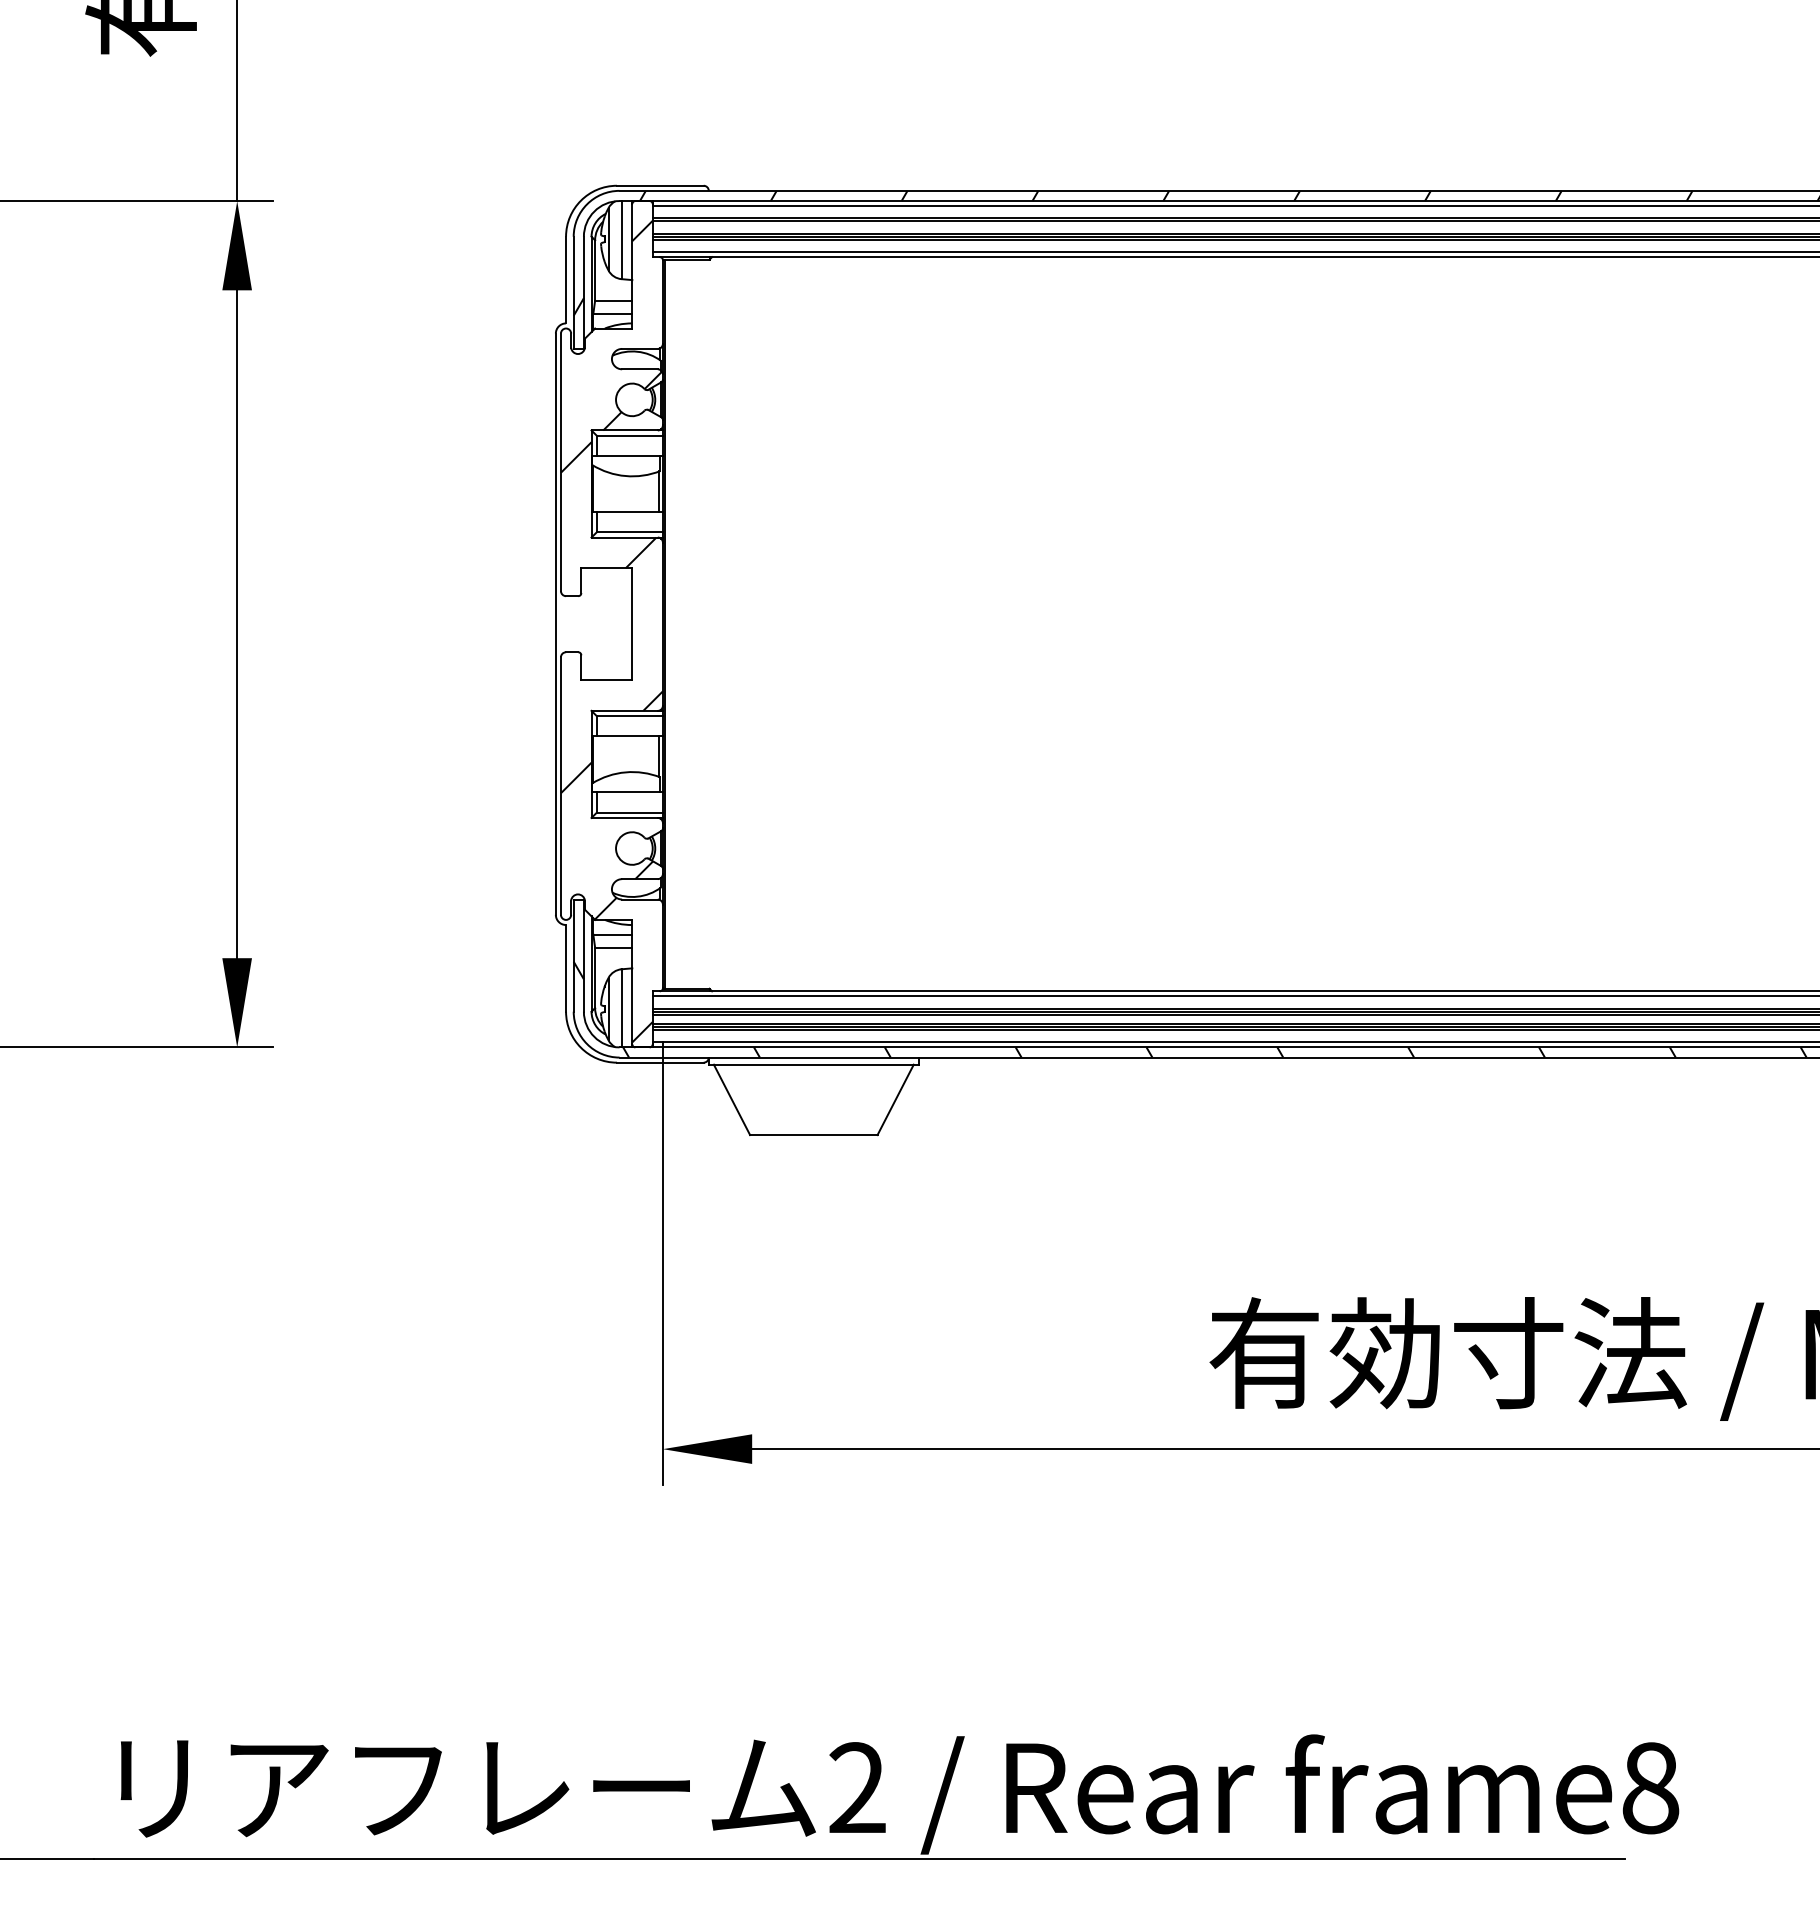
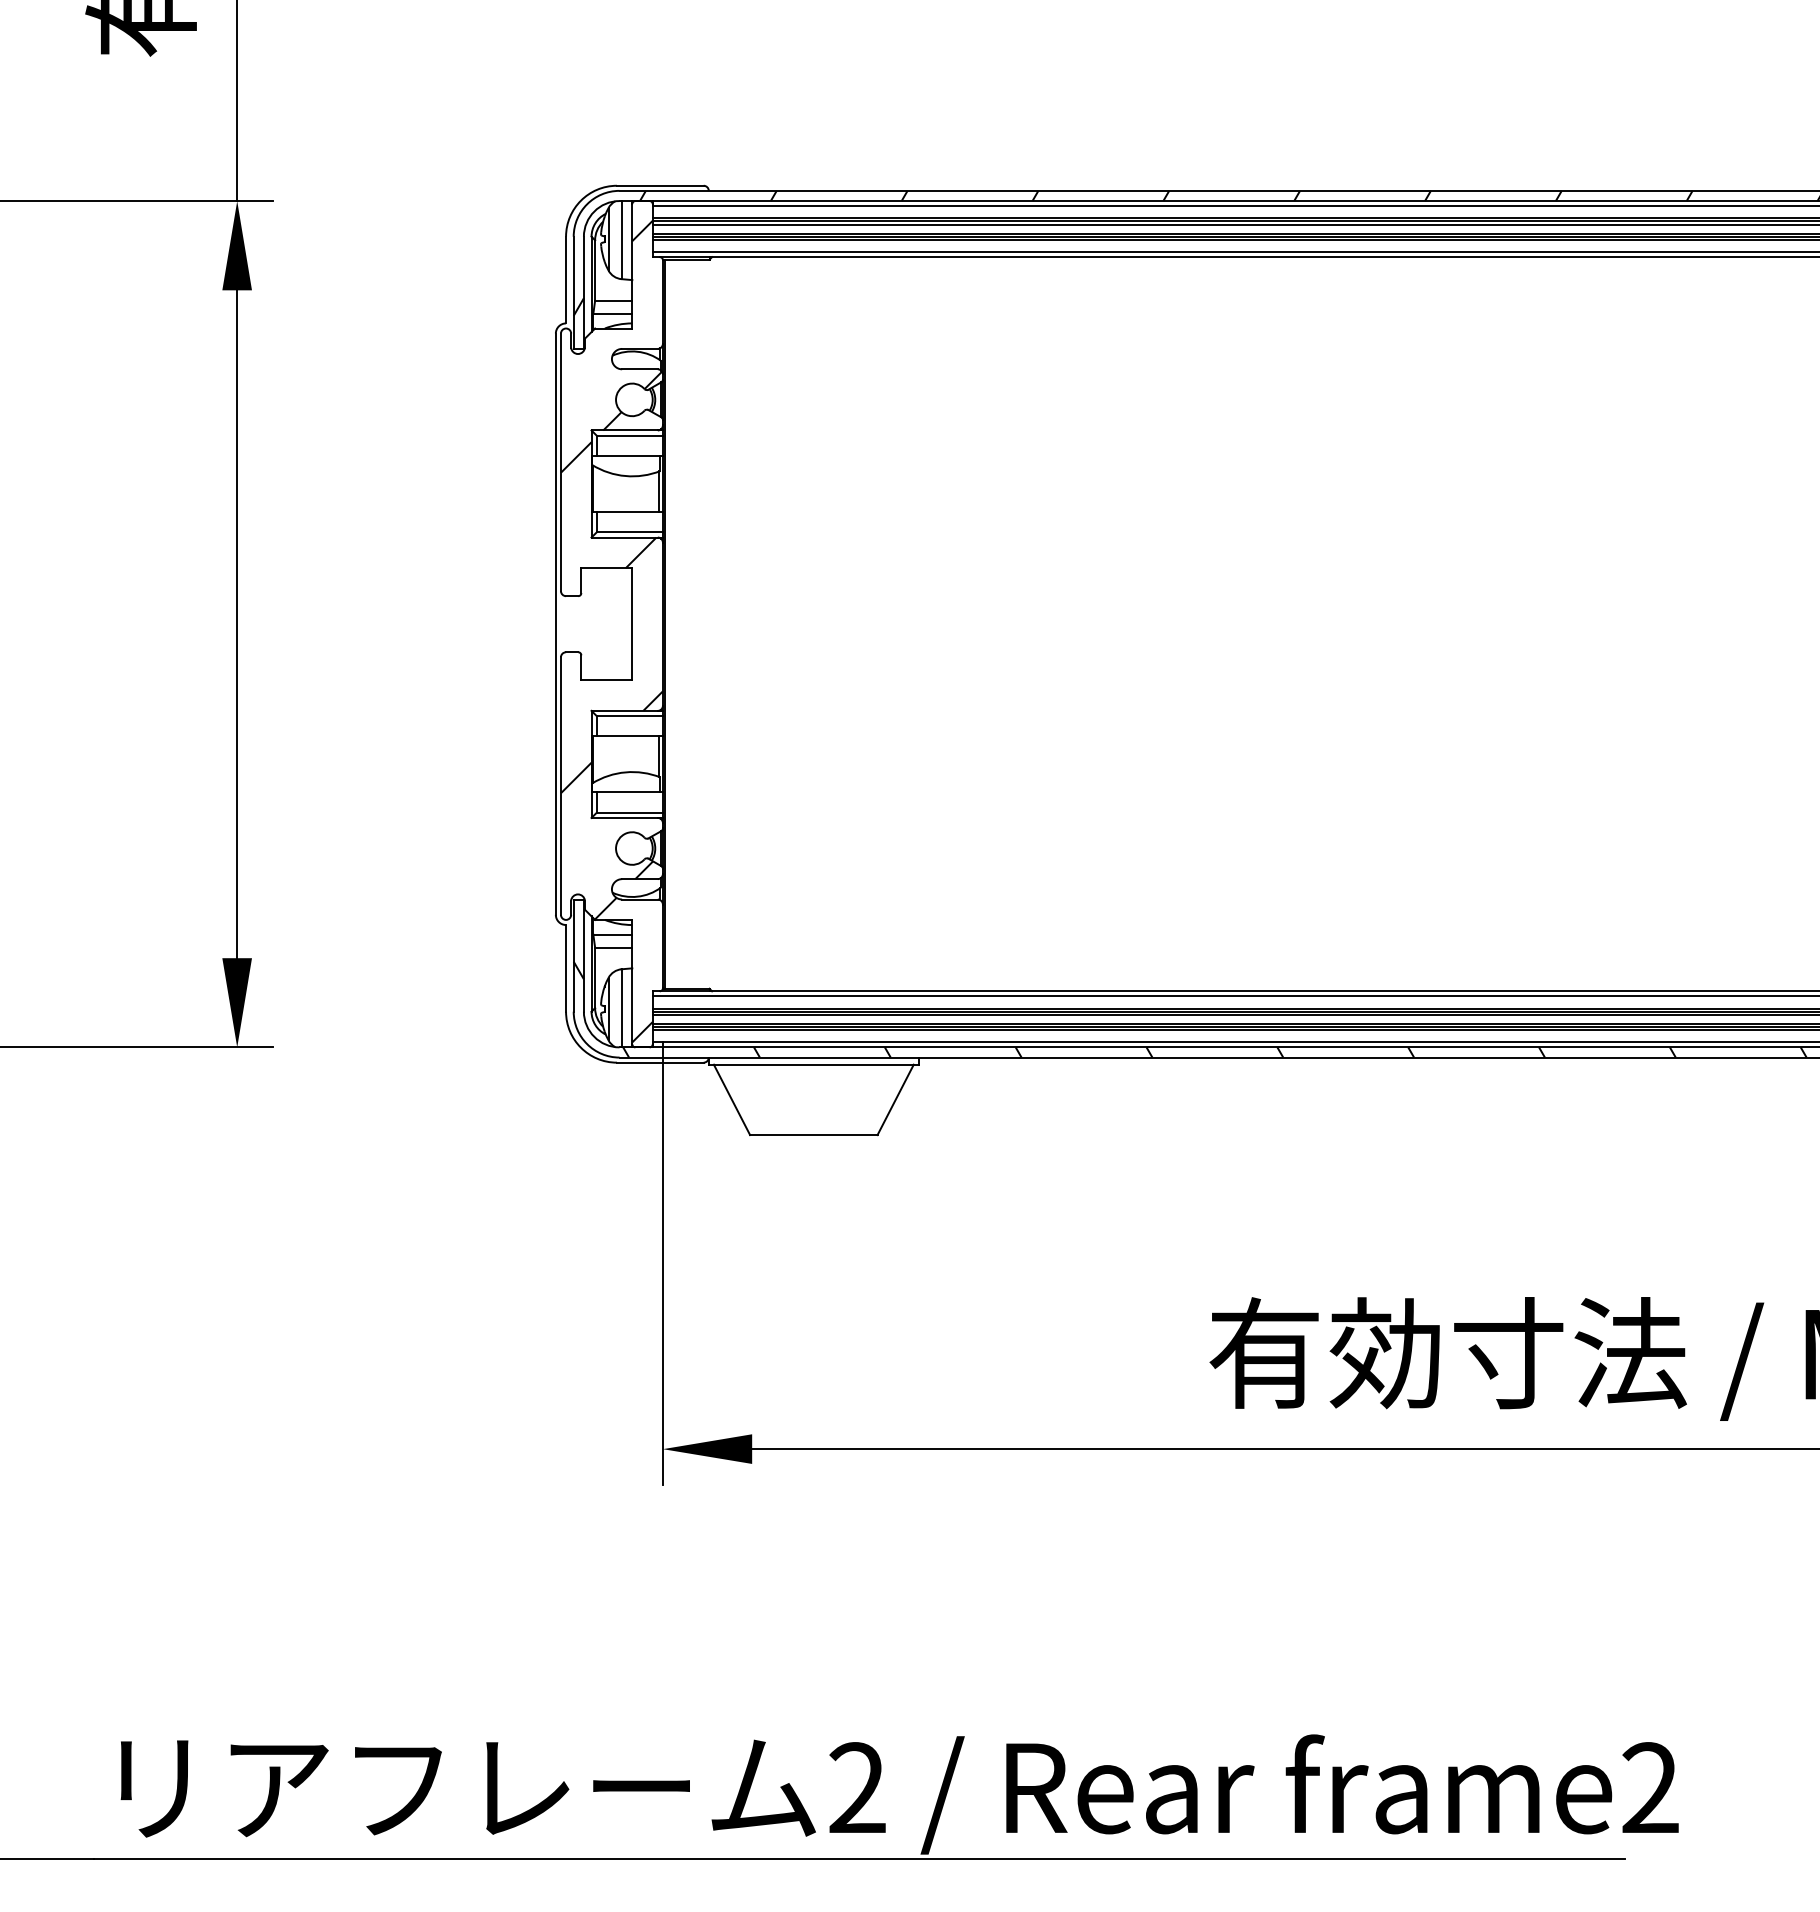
line: none -> present (1234, 224)
text: frame8 -> frame2 (1650, 1788)
